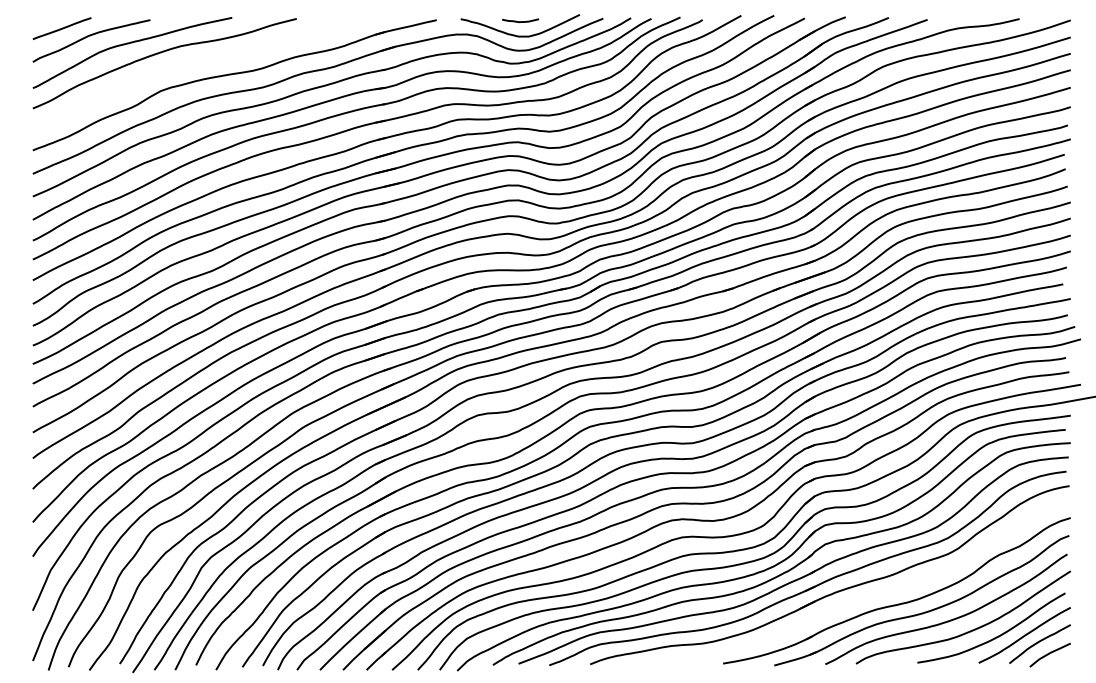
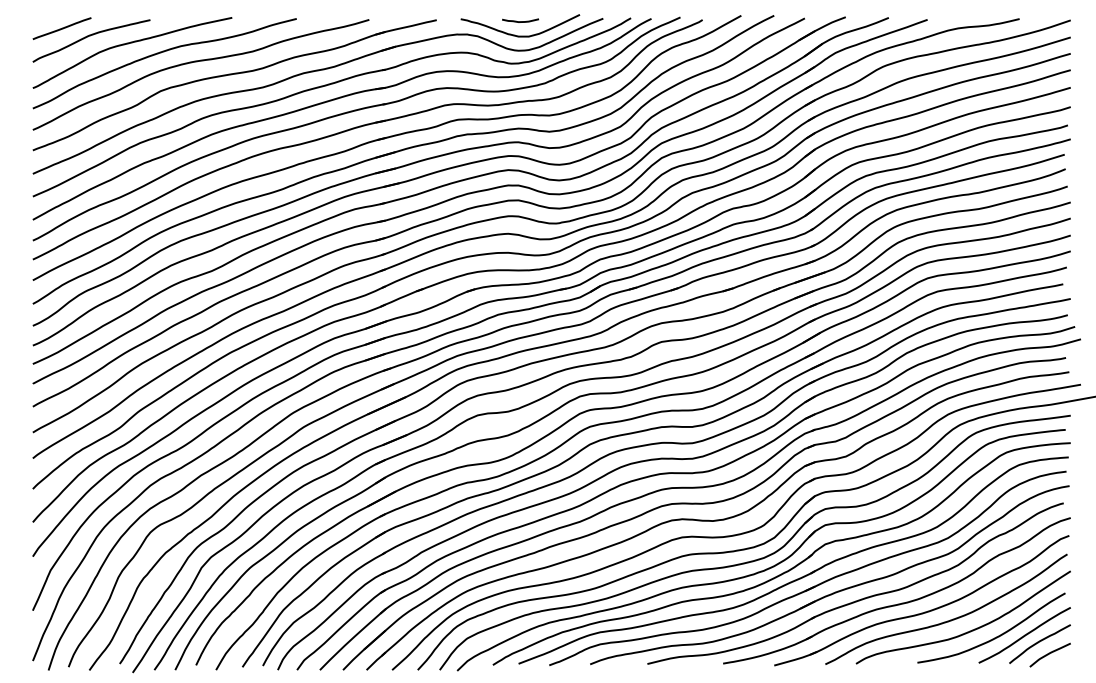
curve: none -> present (197, 62)
part: none -> present (861, 598)
